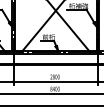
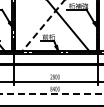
line: solid -> dashed (42, 26)
line: solid -> dashed (51, 93)
